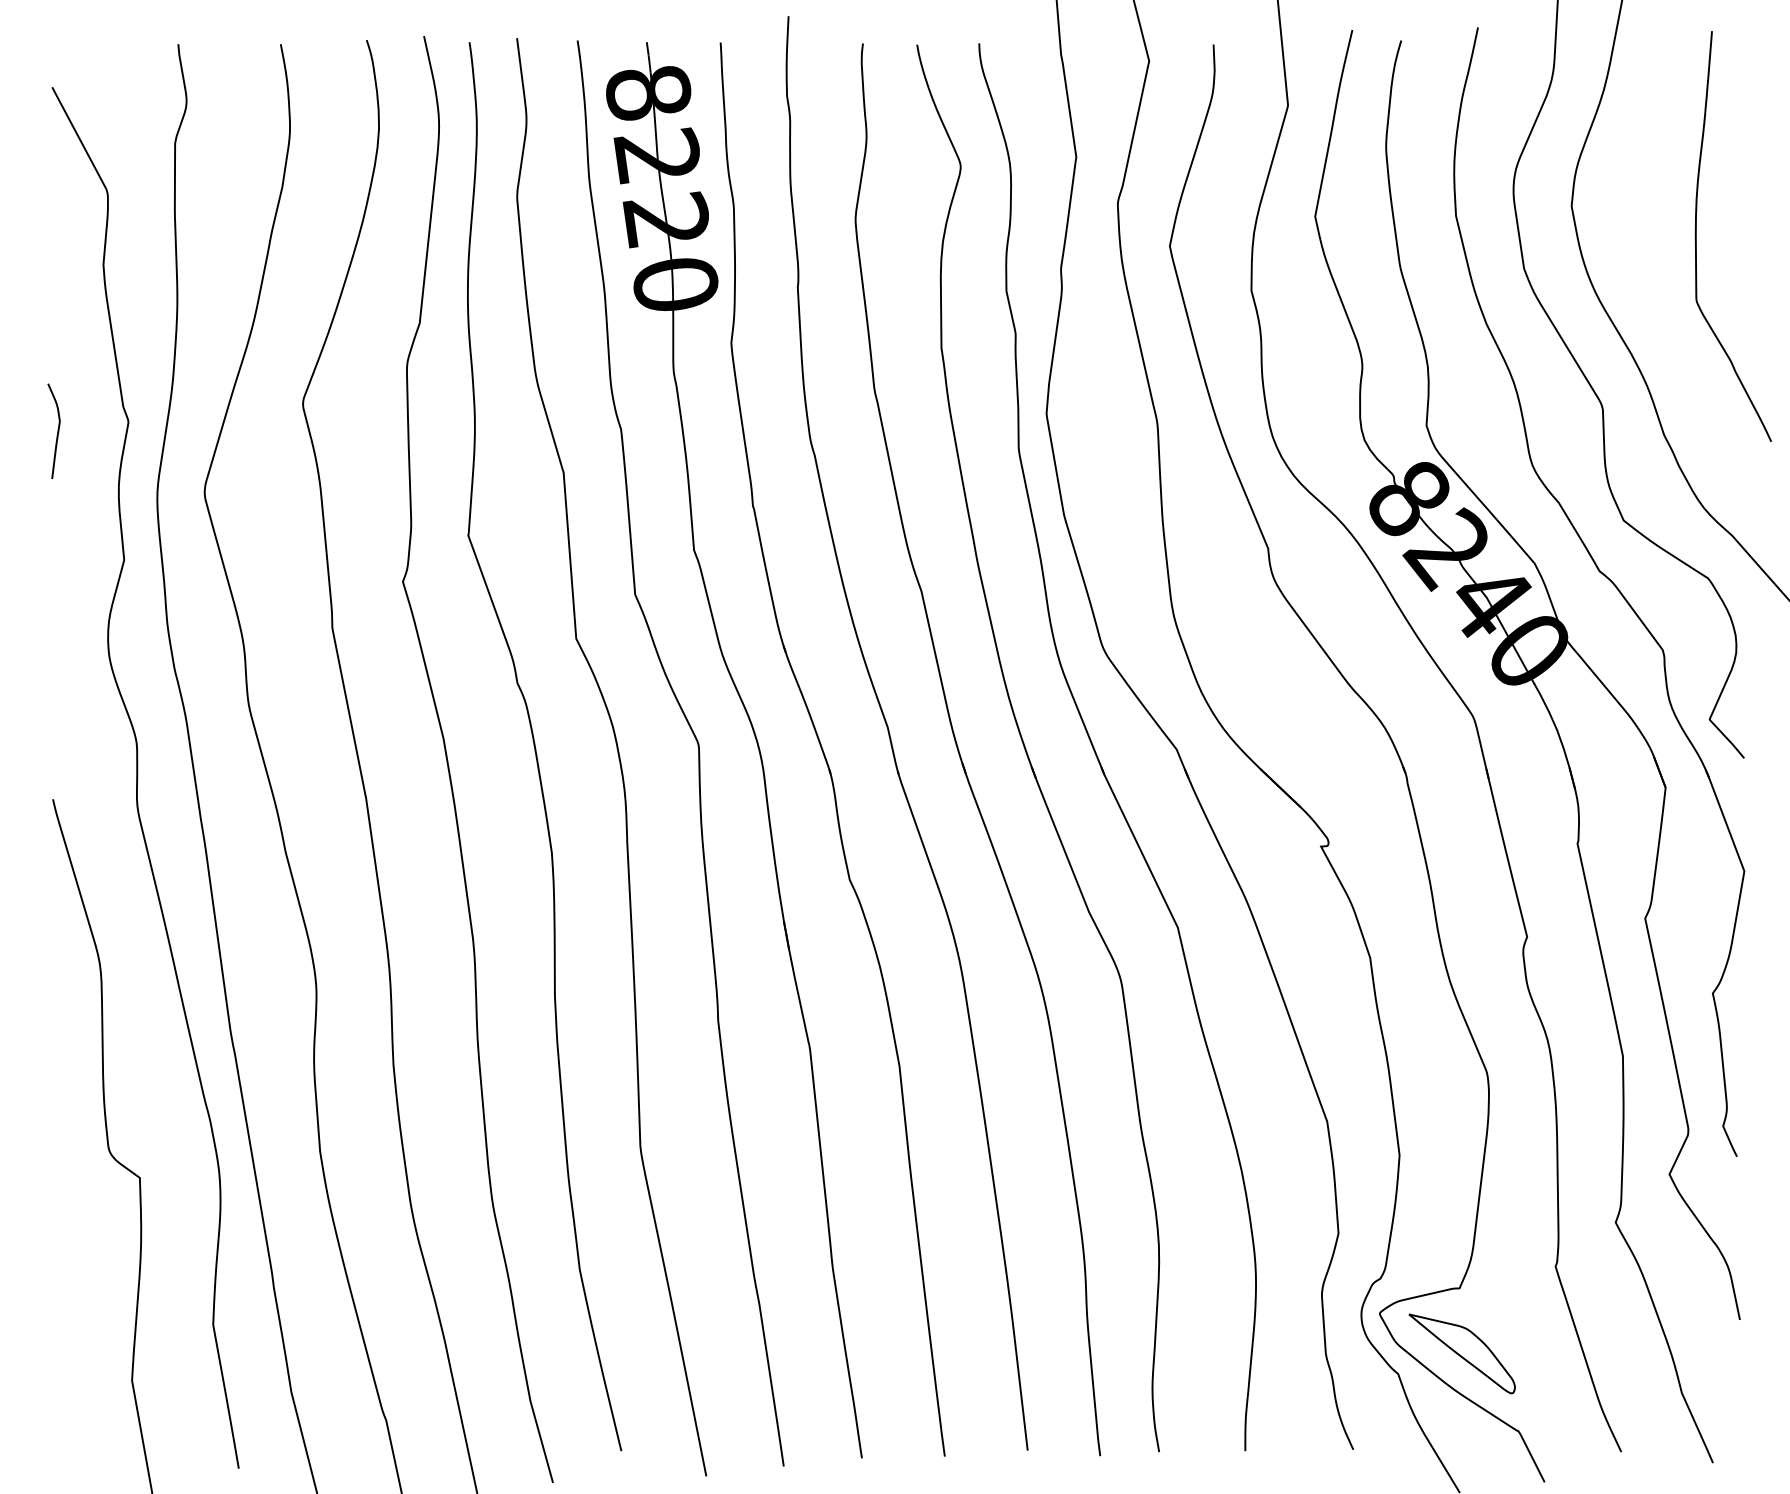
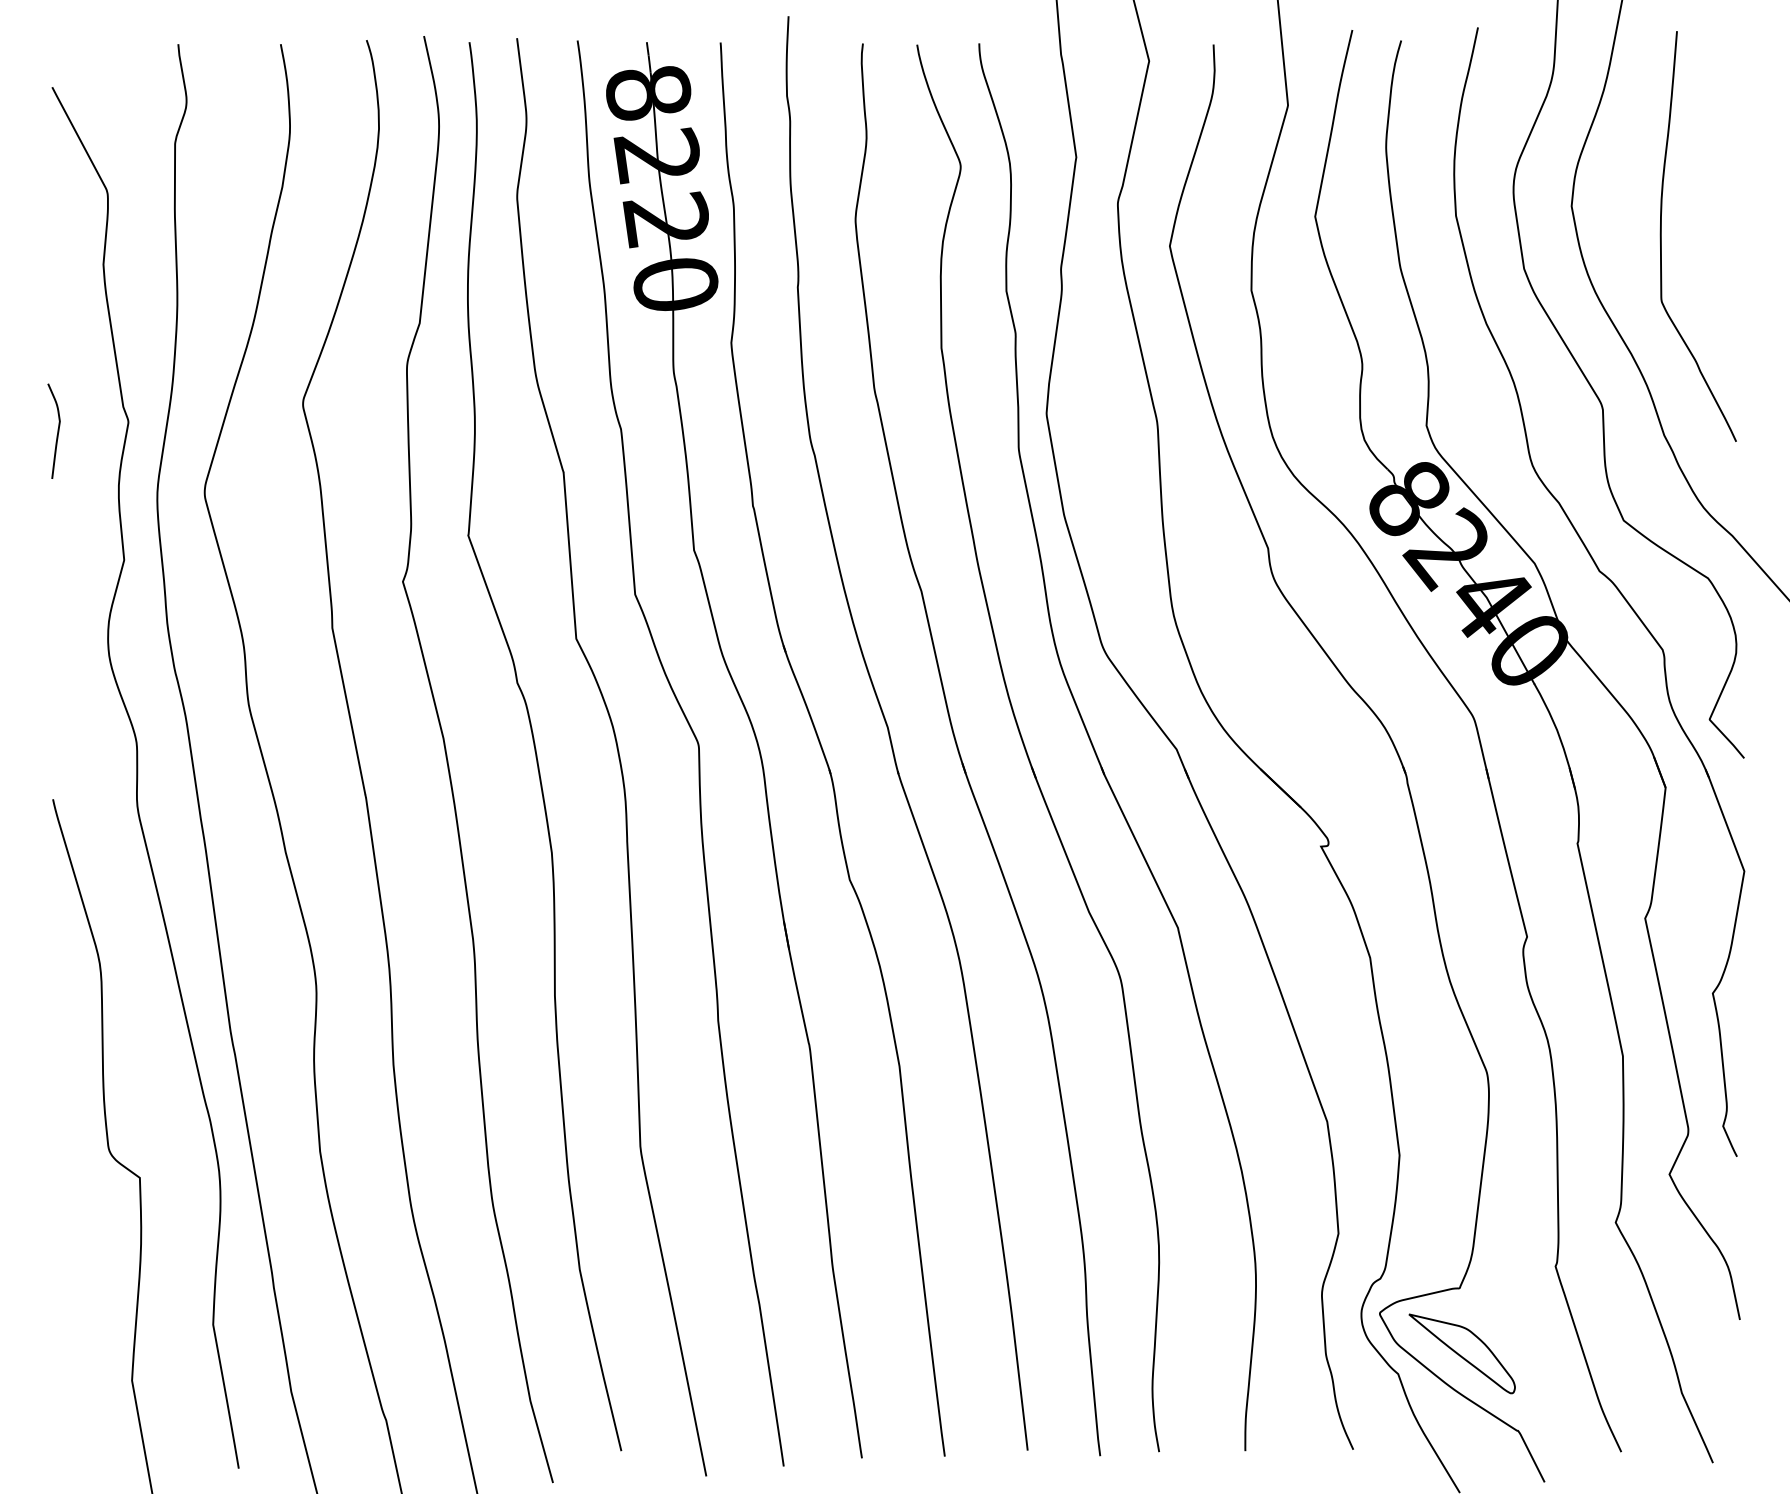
curve position: (1696, 236) -> (1661, 236) (1661, 236)
